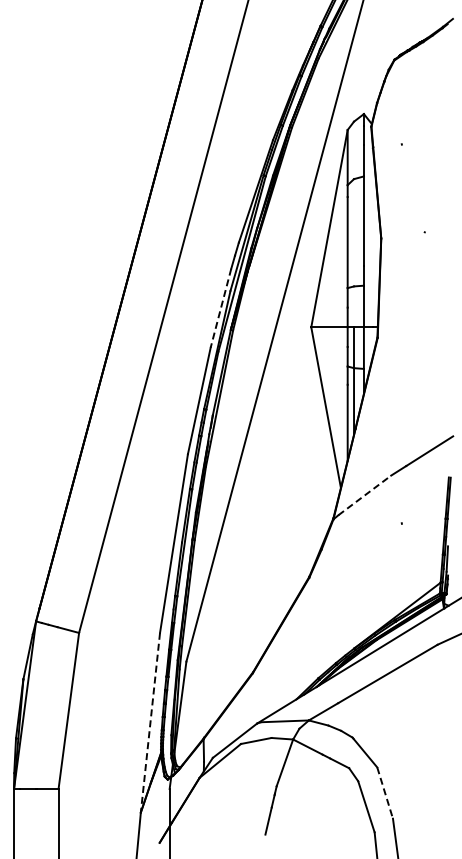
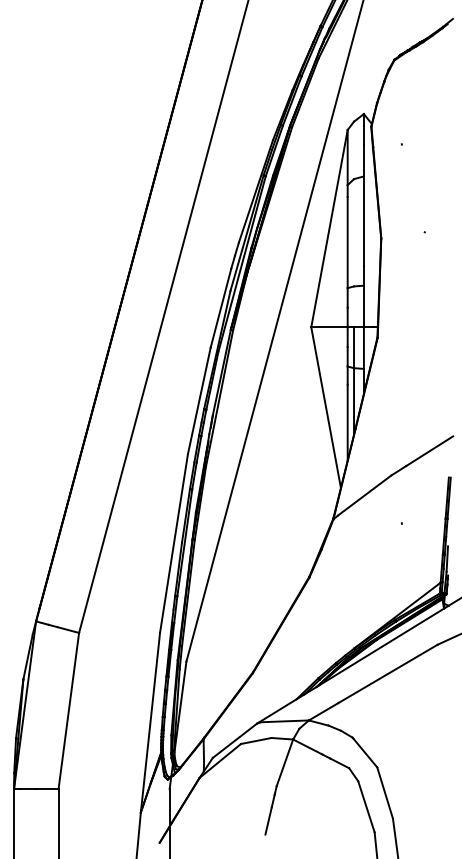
line: dashed -> solid (220, 308)
line: dashed -> solid (365, 495)
line: dashed -> solid (150, 723)
line: dashed -> solid (385, 793)
